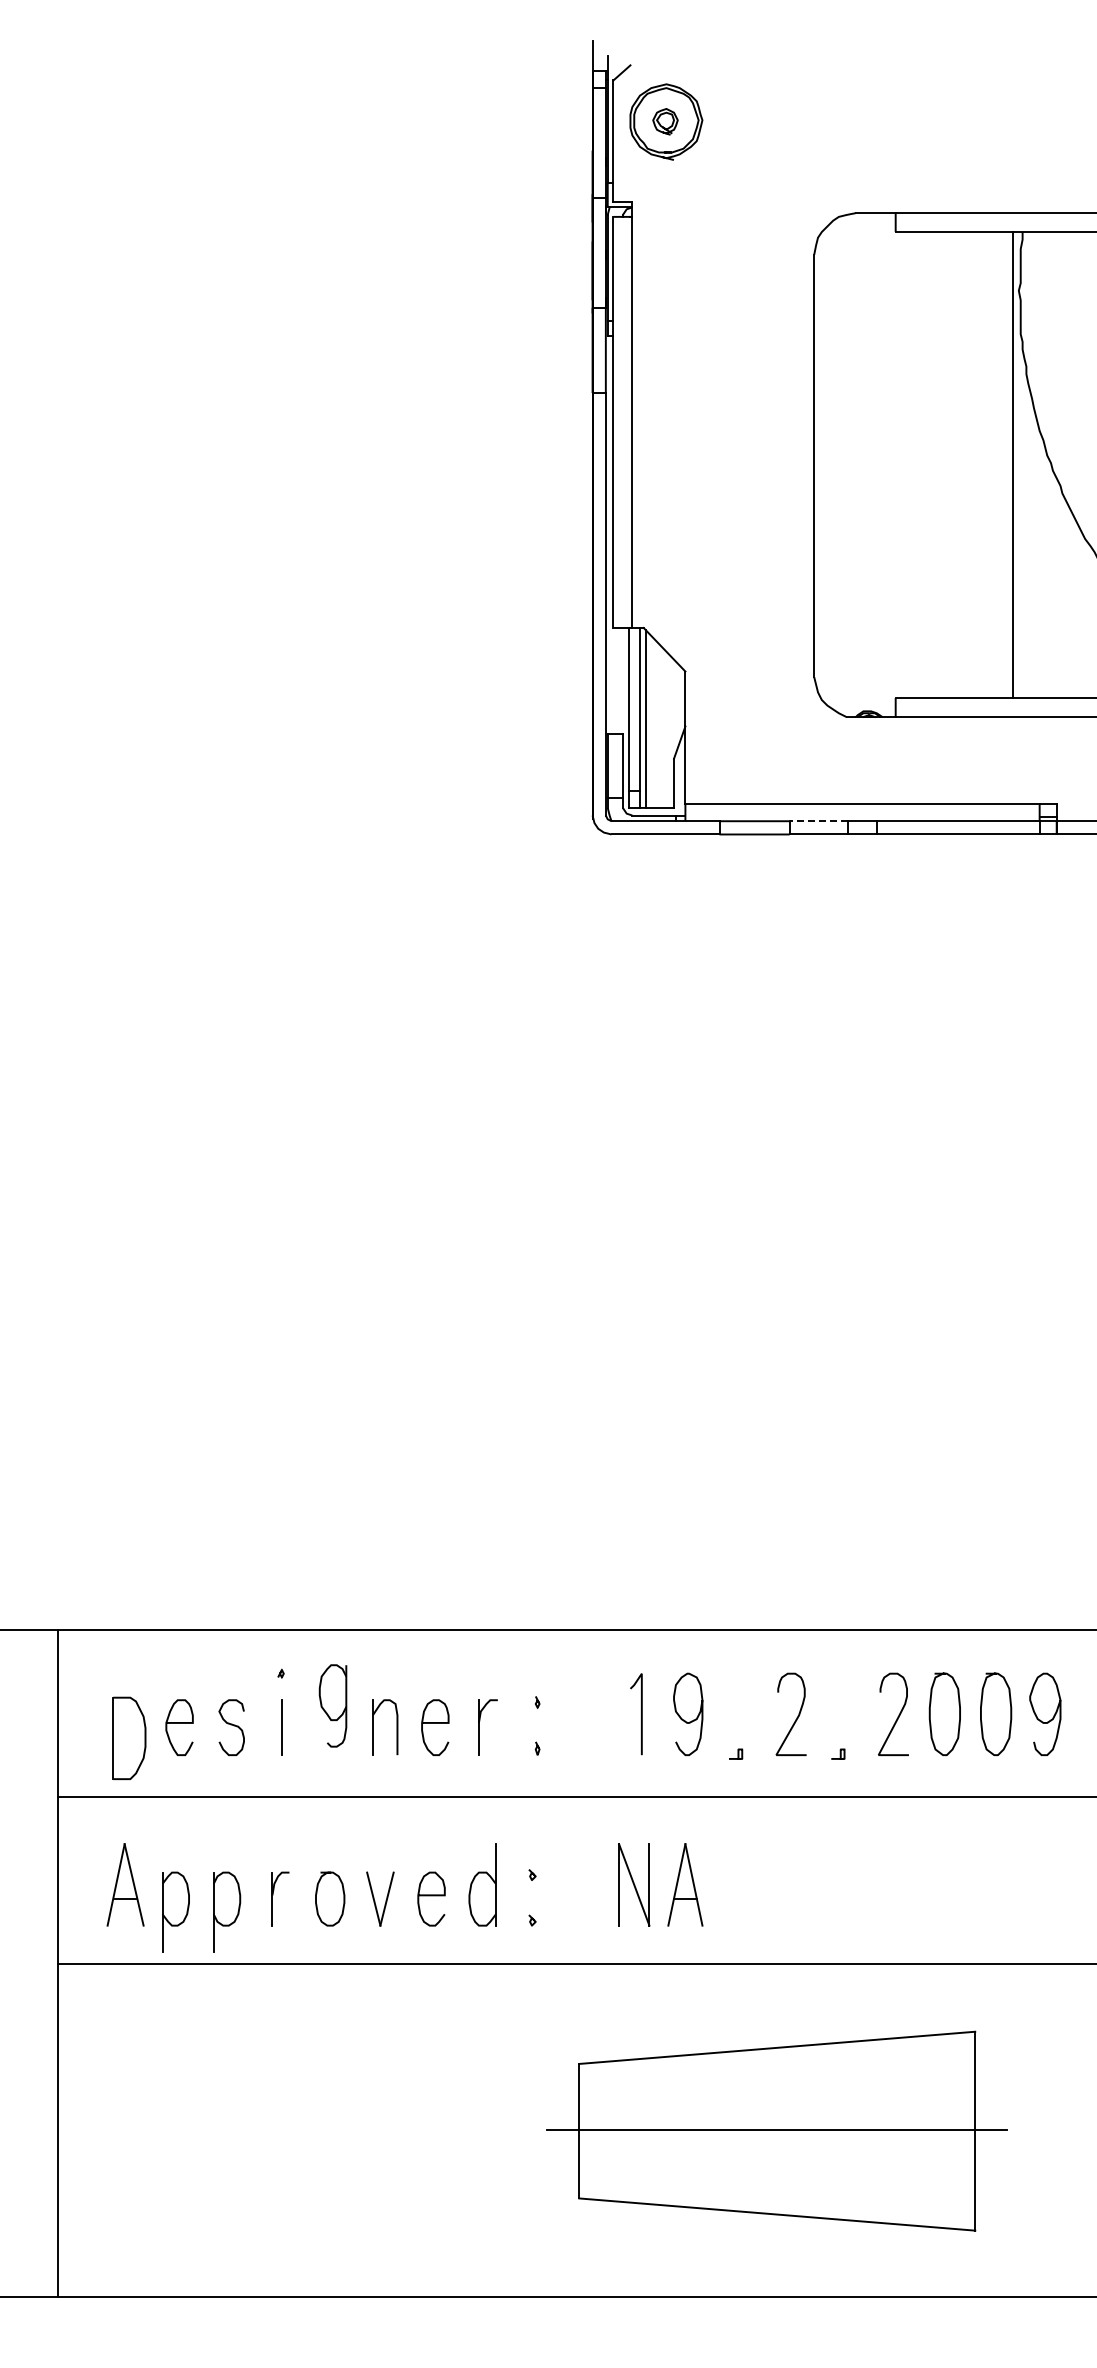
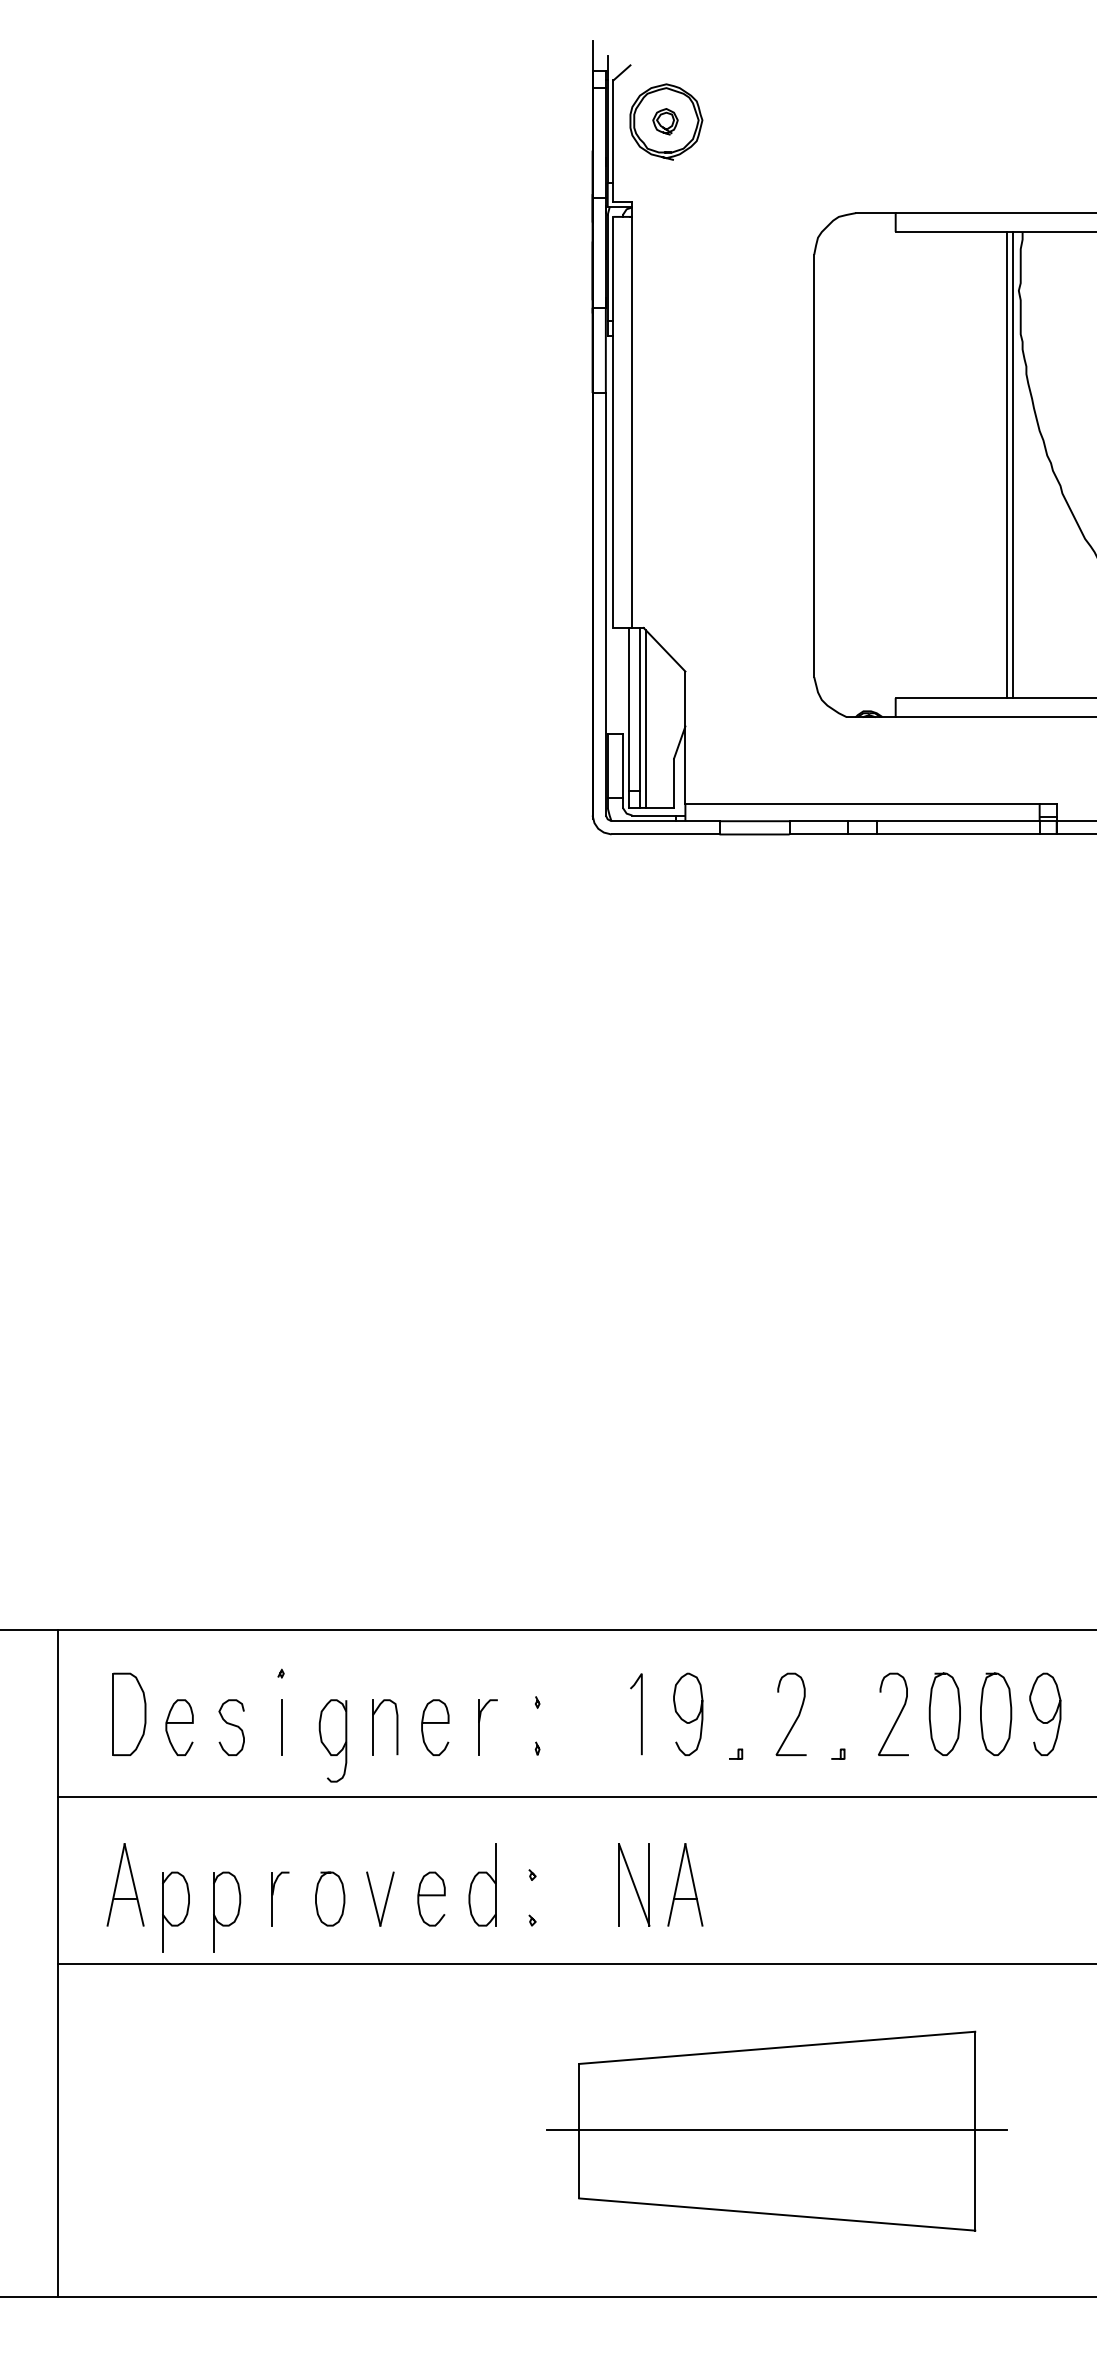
line: none -> present (1007, 465)
line: dashed -> solid (818, 821)
part position: (332, 1705) -> (332, 1740) (332, 1740)
part position: (129, 1737) -> (129, 1713) (129, 1713)
